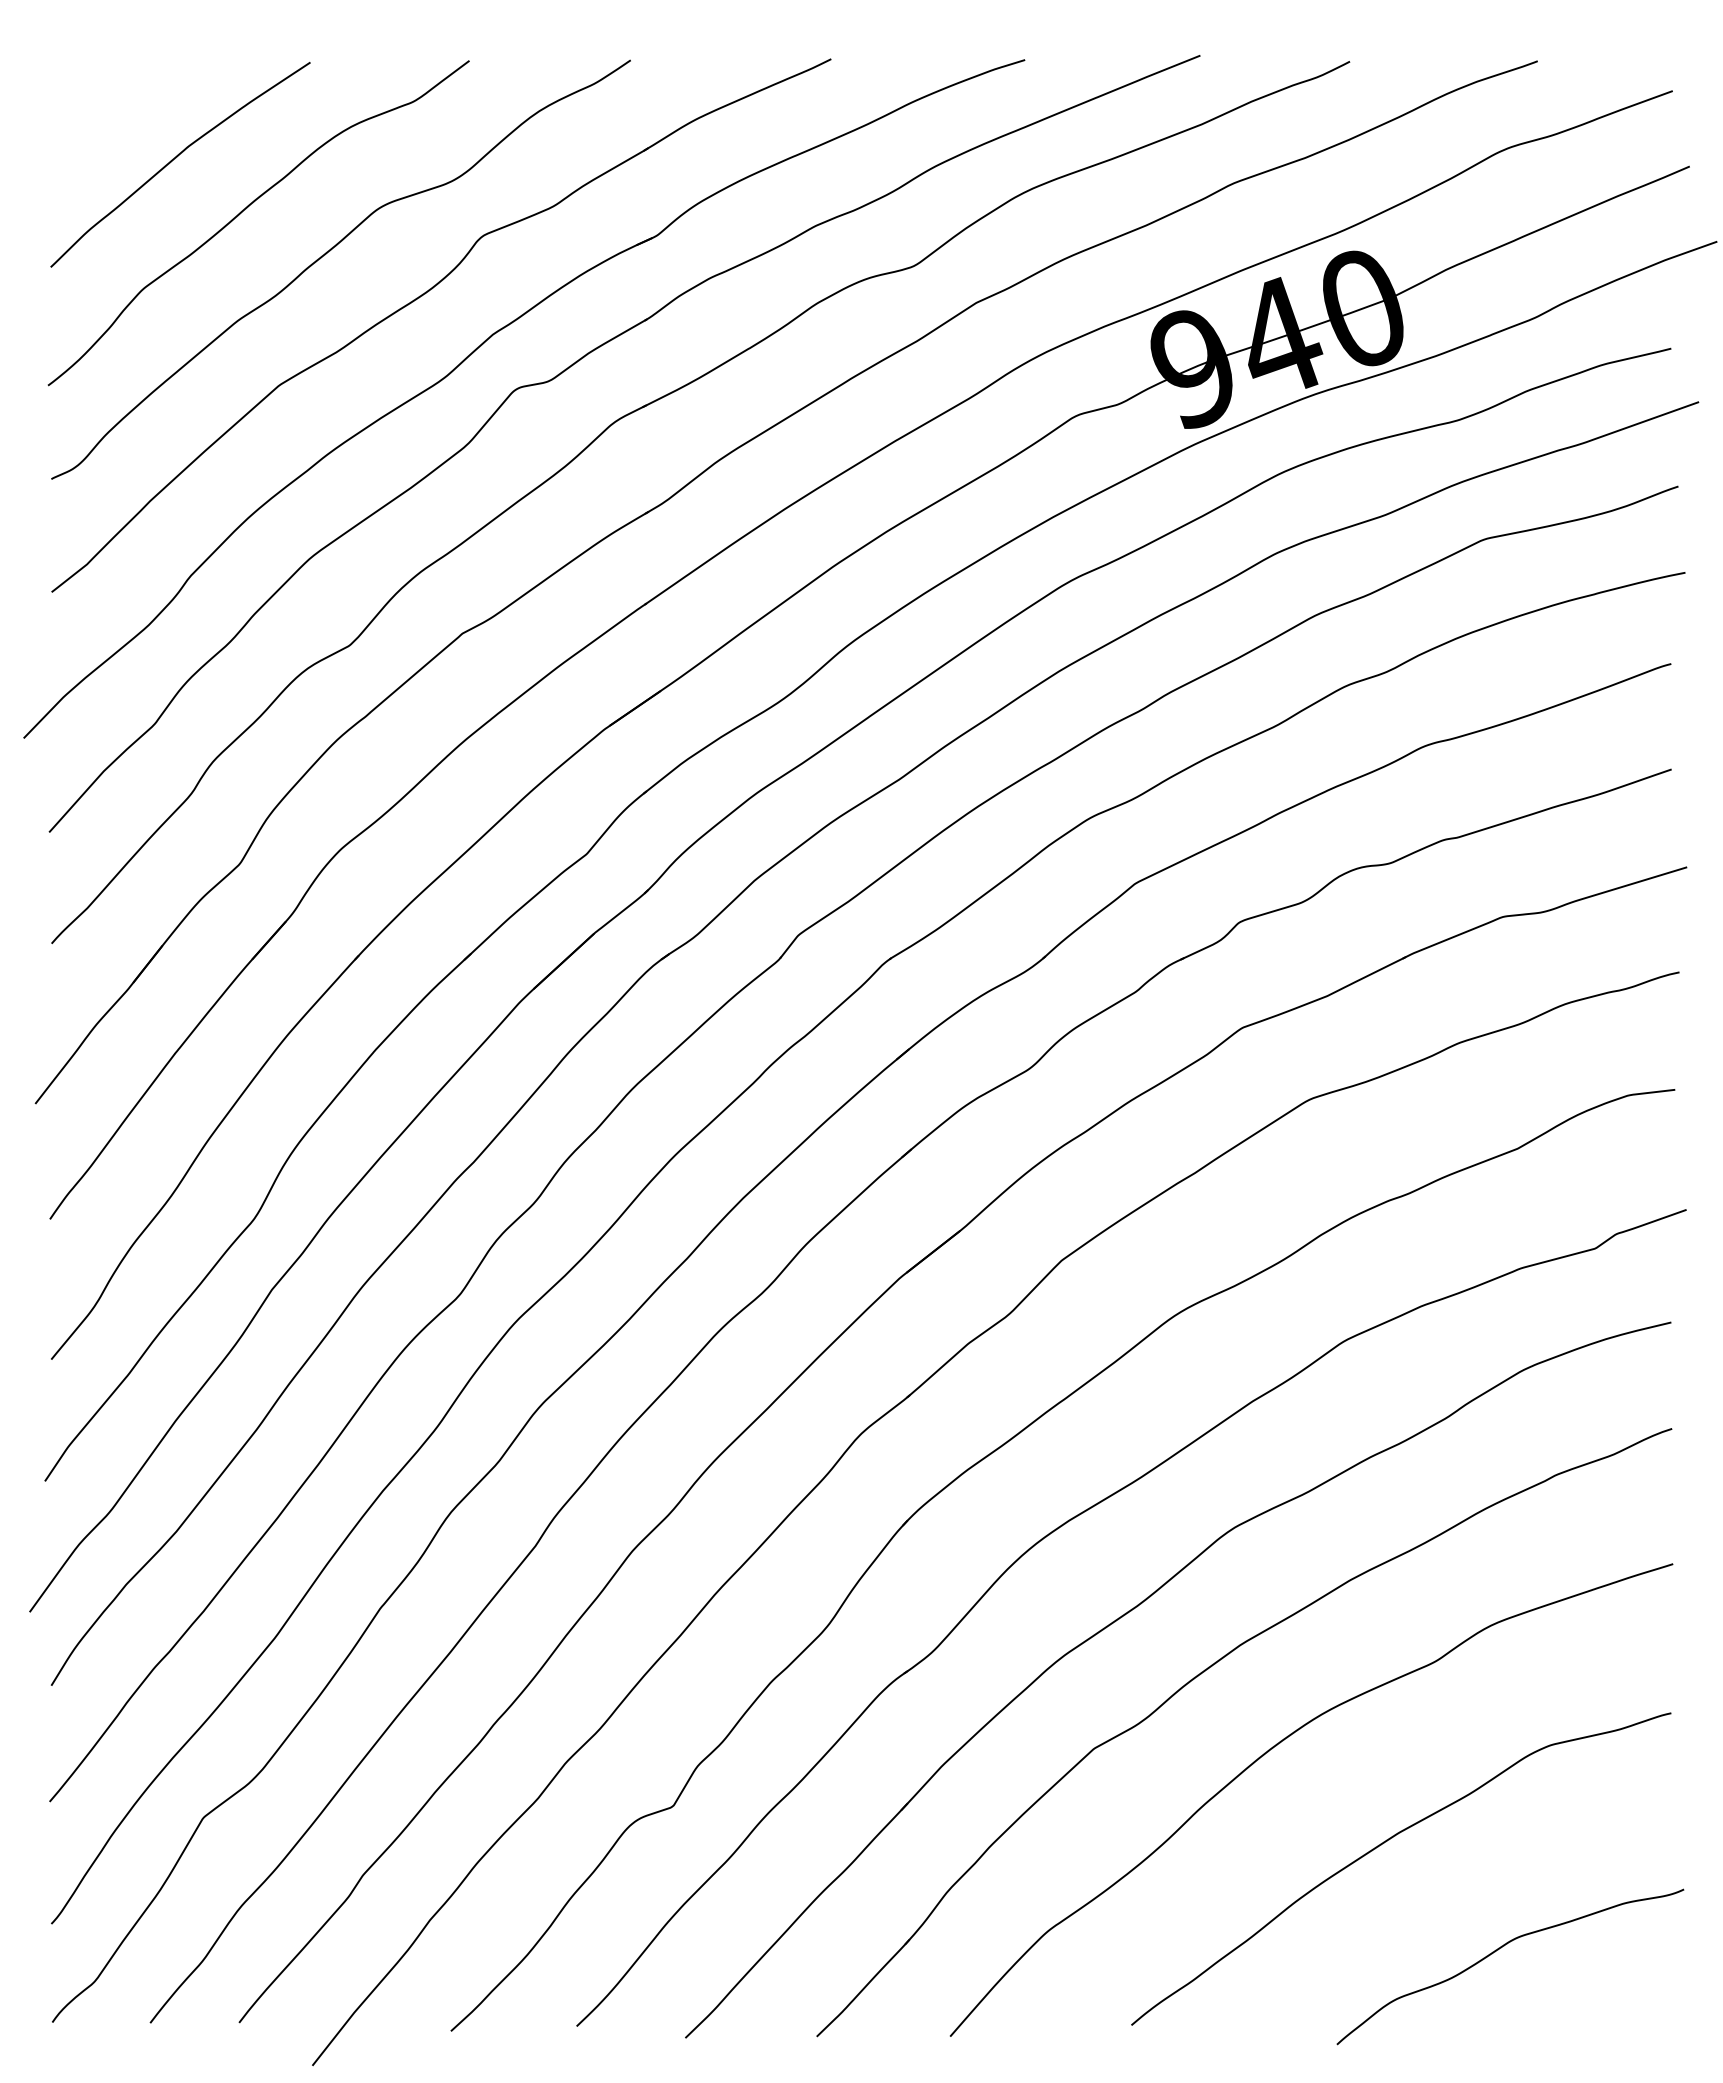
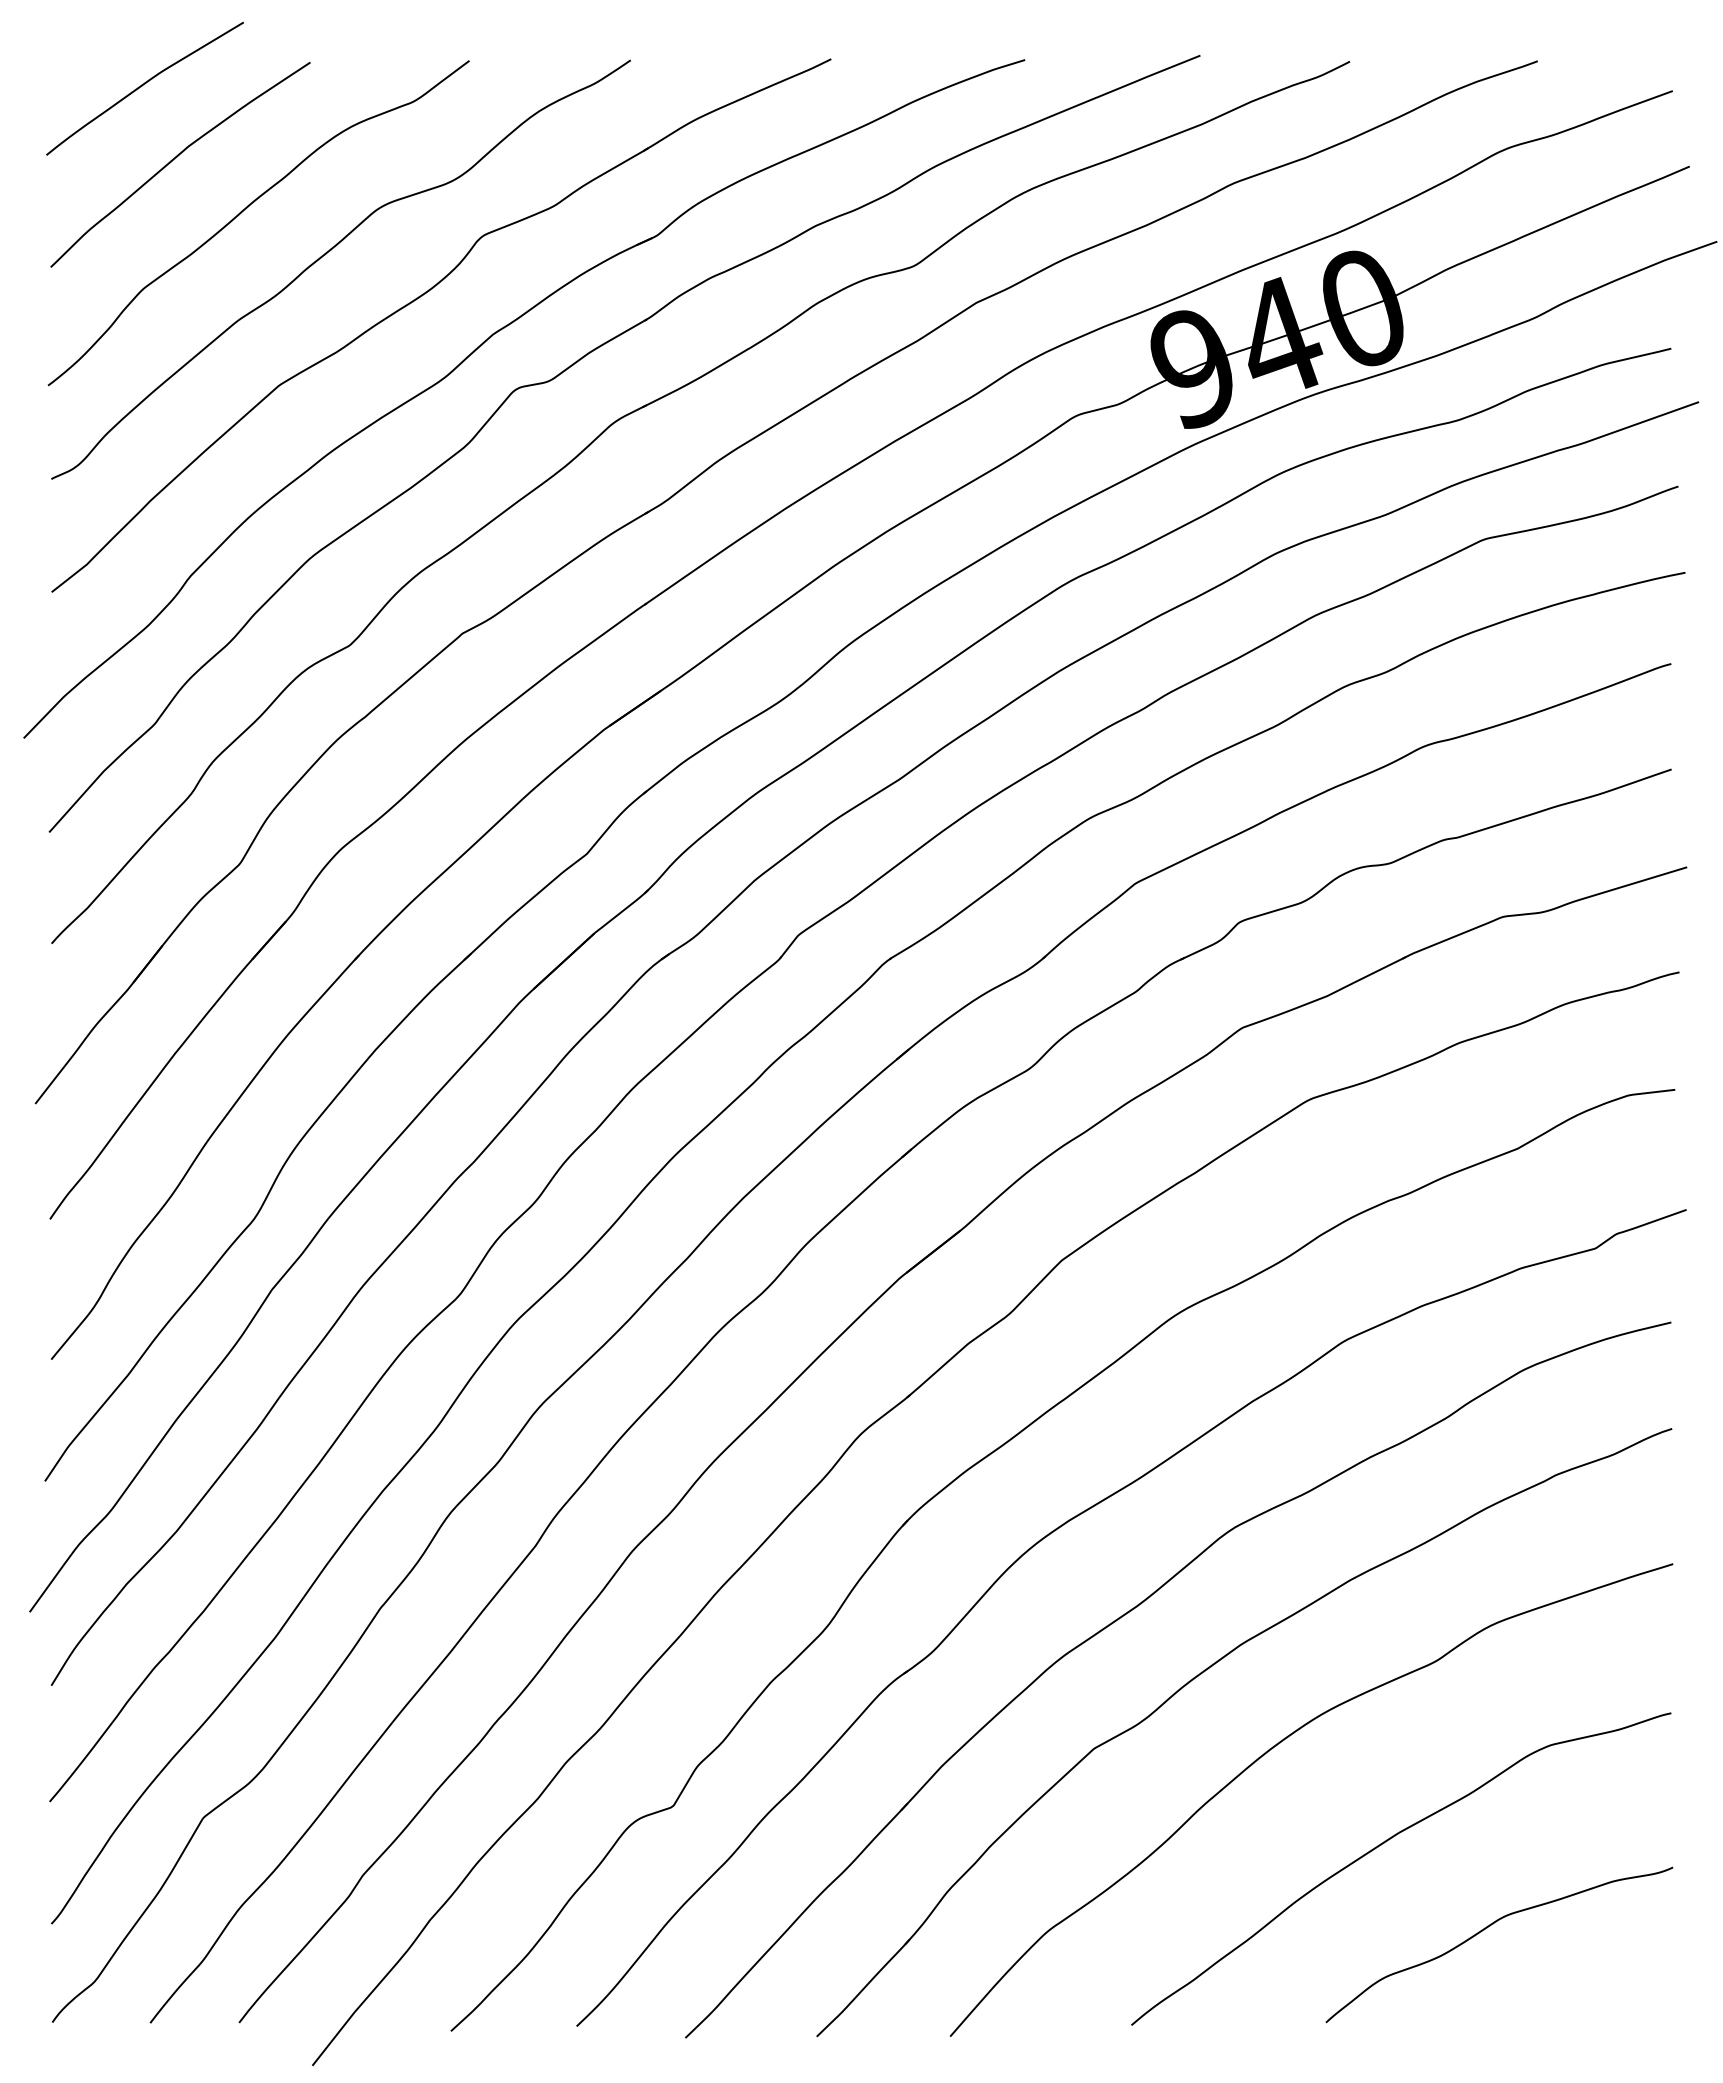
curve: none -> present (142, 86)
curve position: (1498, 1950) -> (1487, 1928) (1487, 1928)
